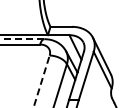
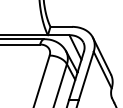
line: dashed -> solid (22, 39)
line: dashed -> solid (41, 81)
